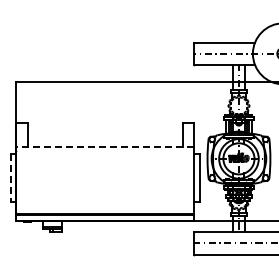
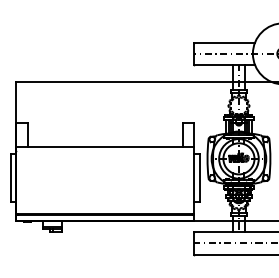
line: dashed -> solid (105, 147)
line: dashed -> solid (10, 178)
